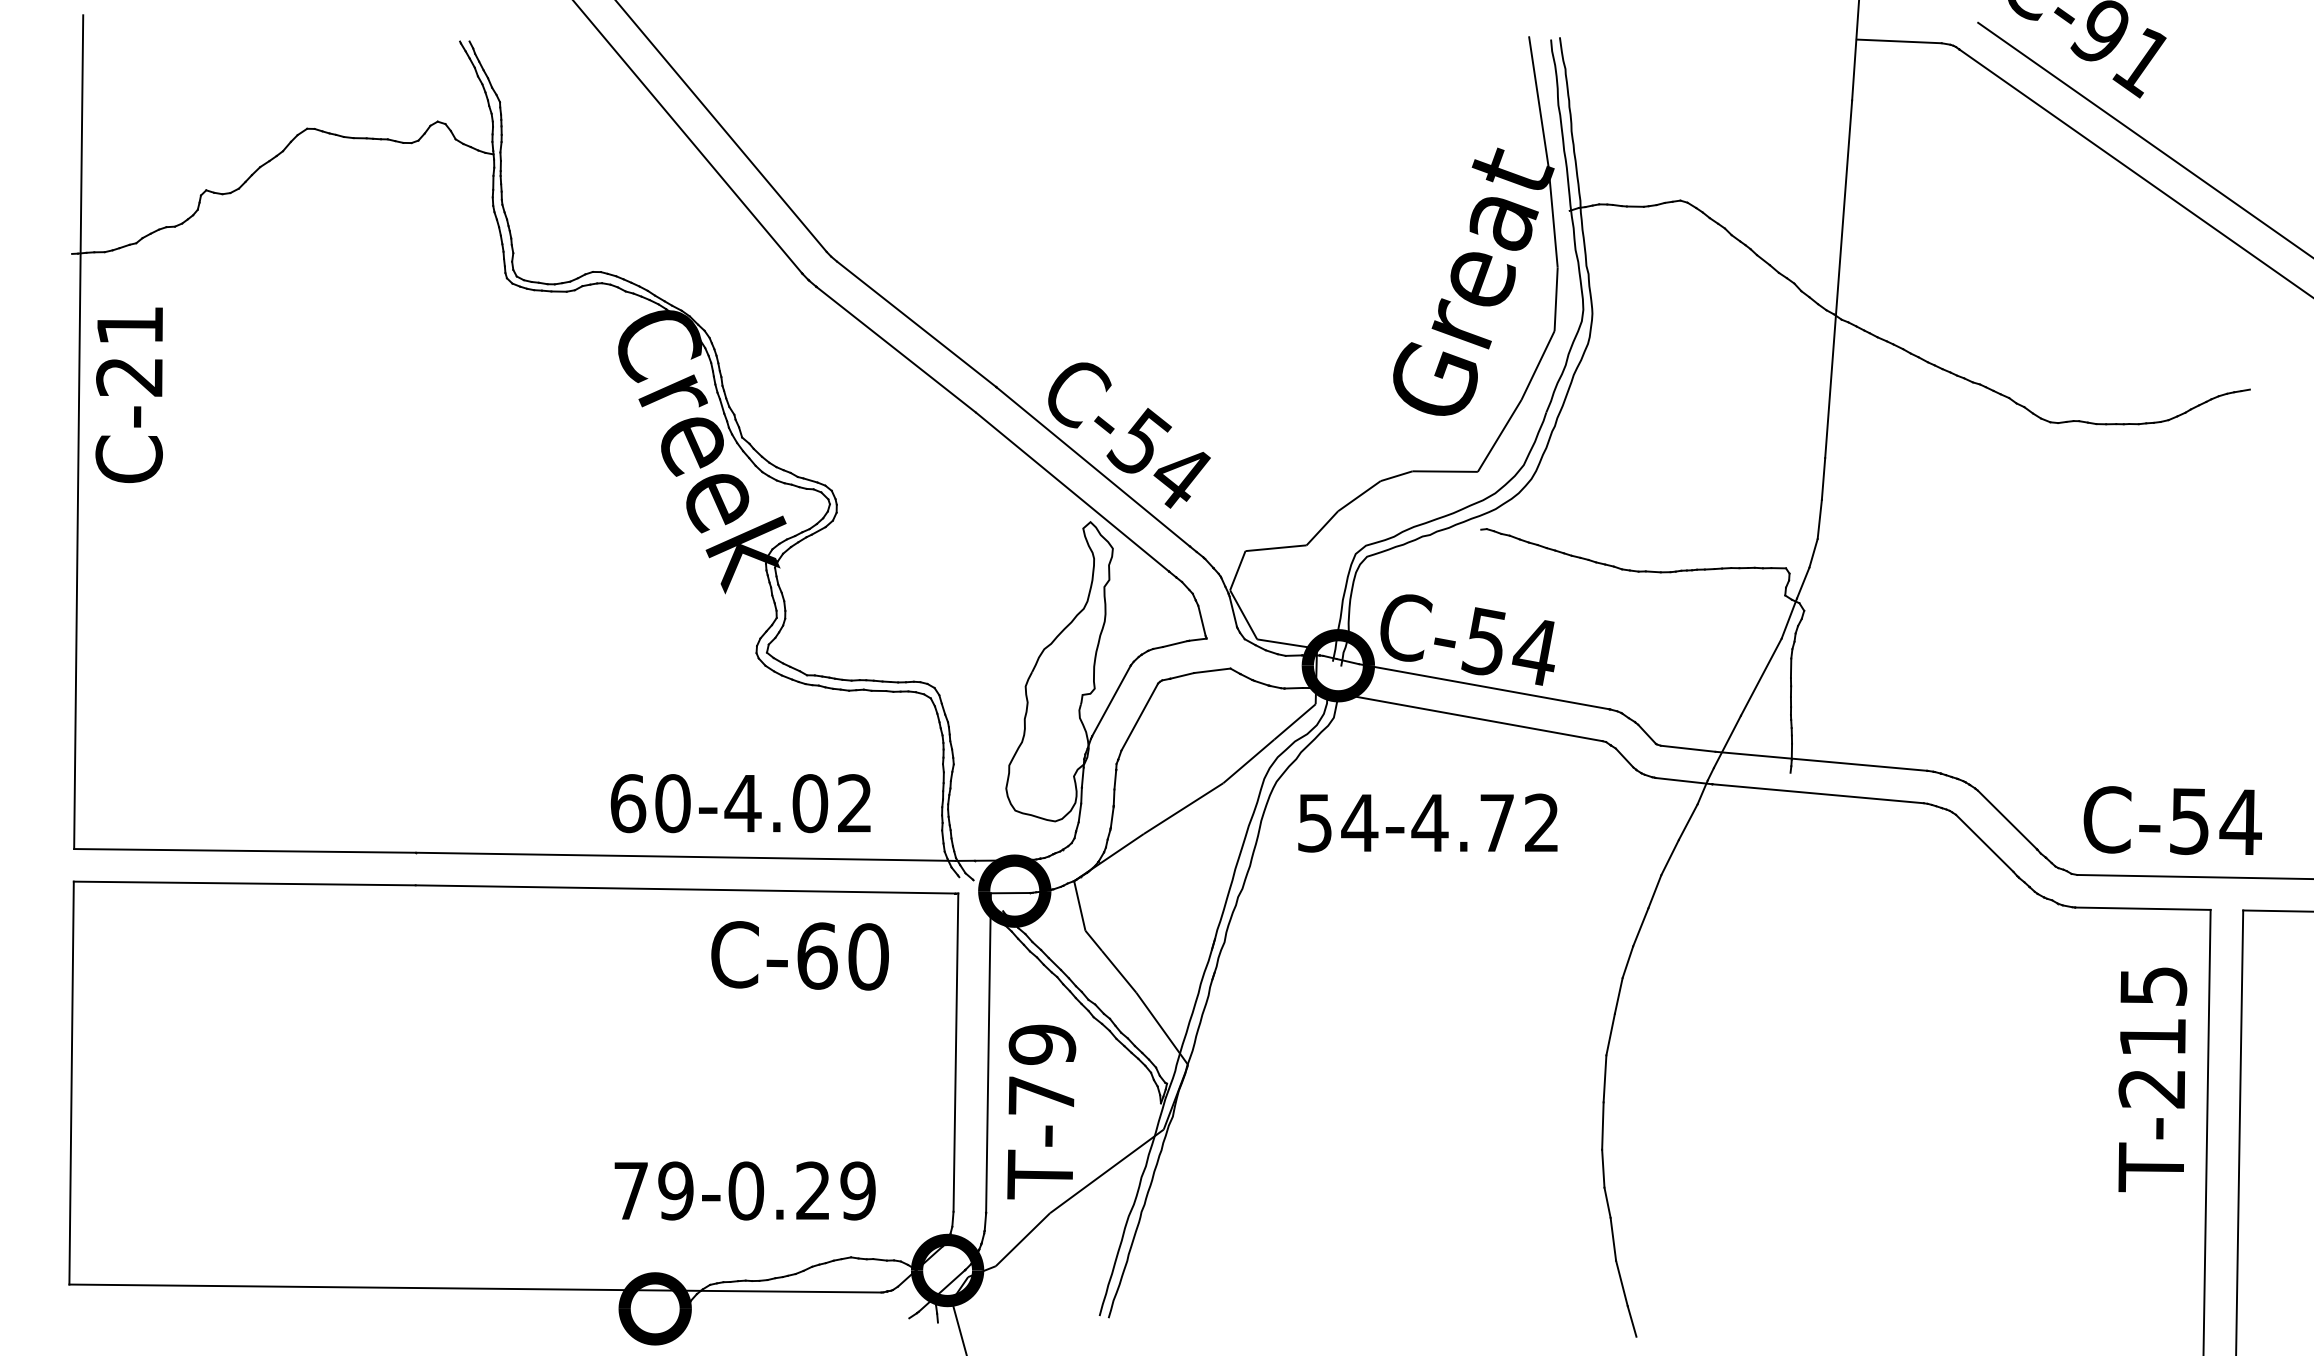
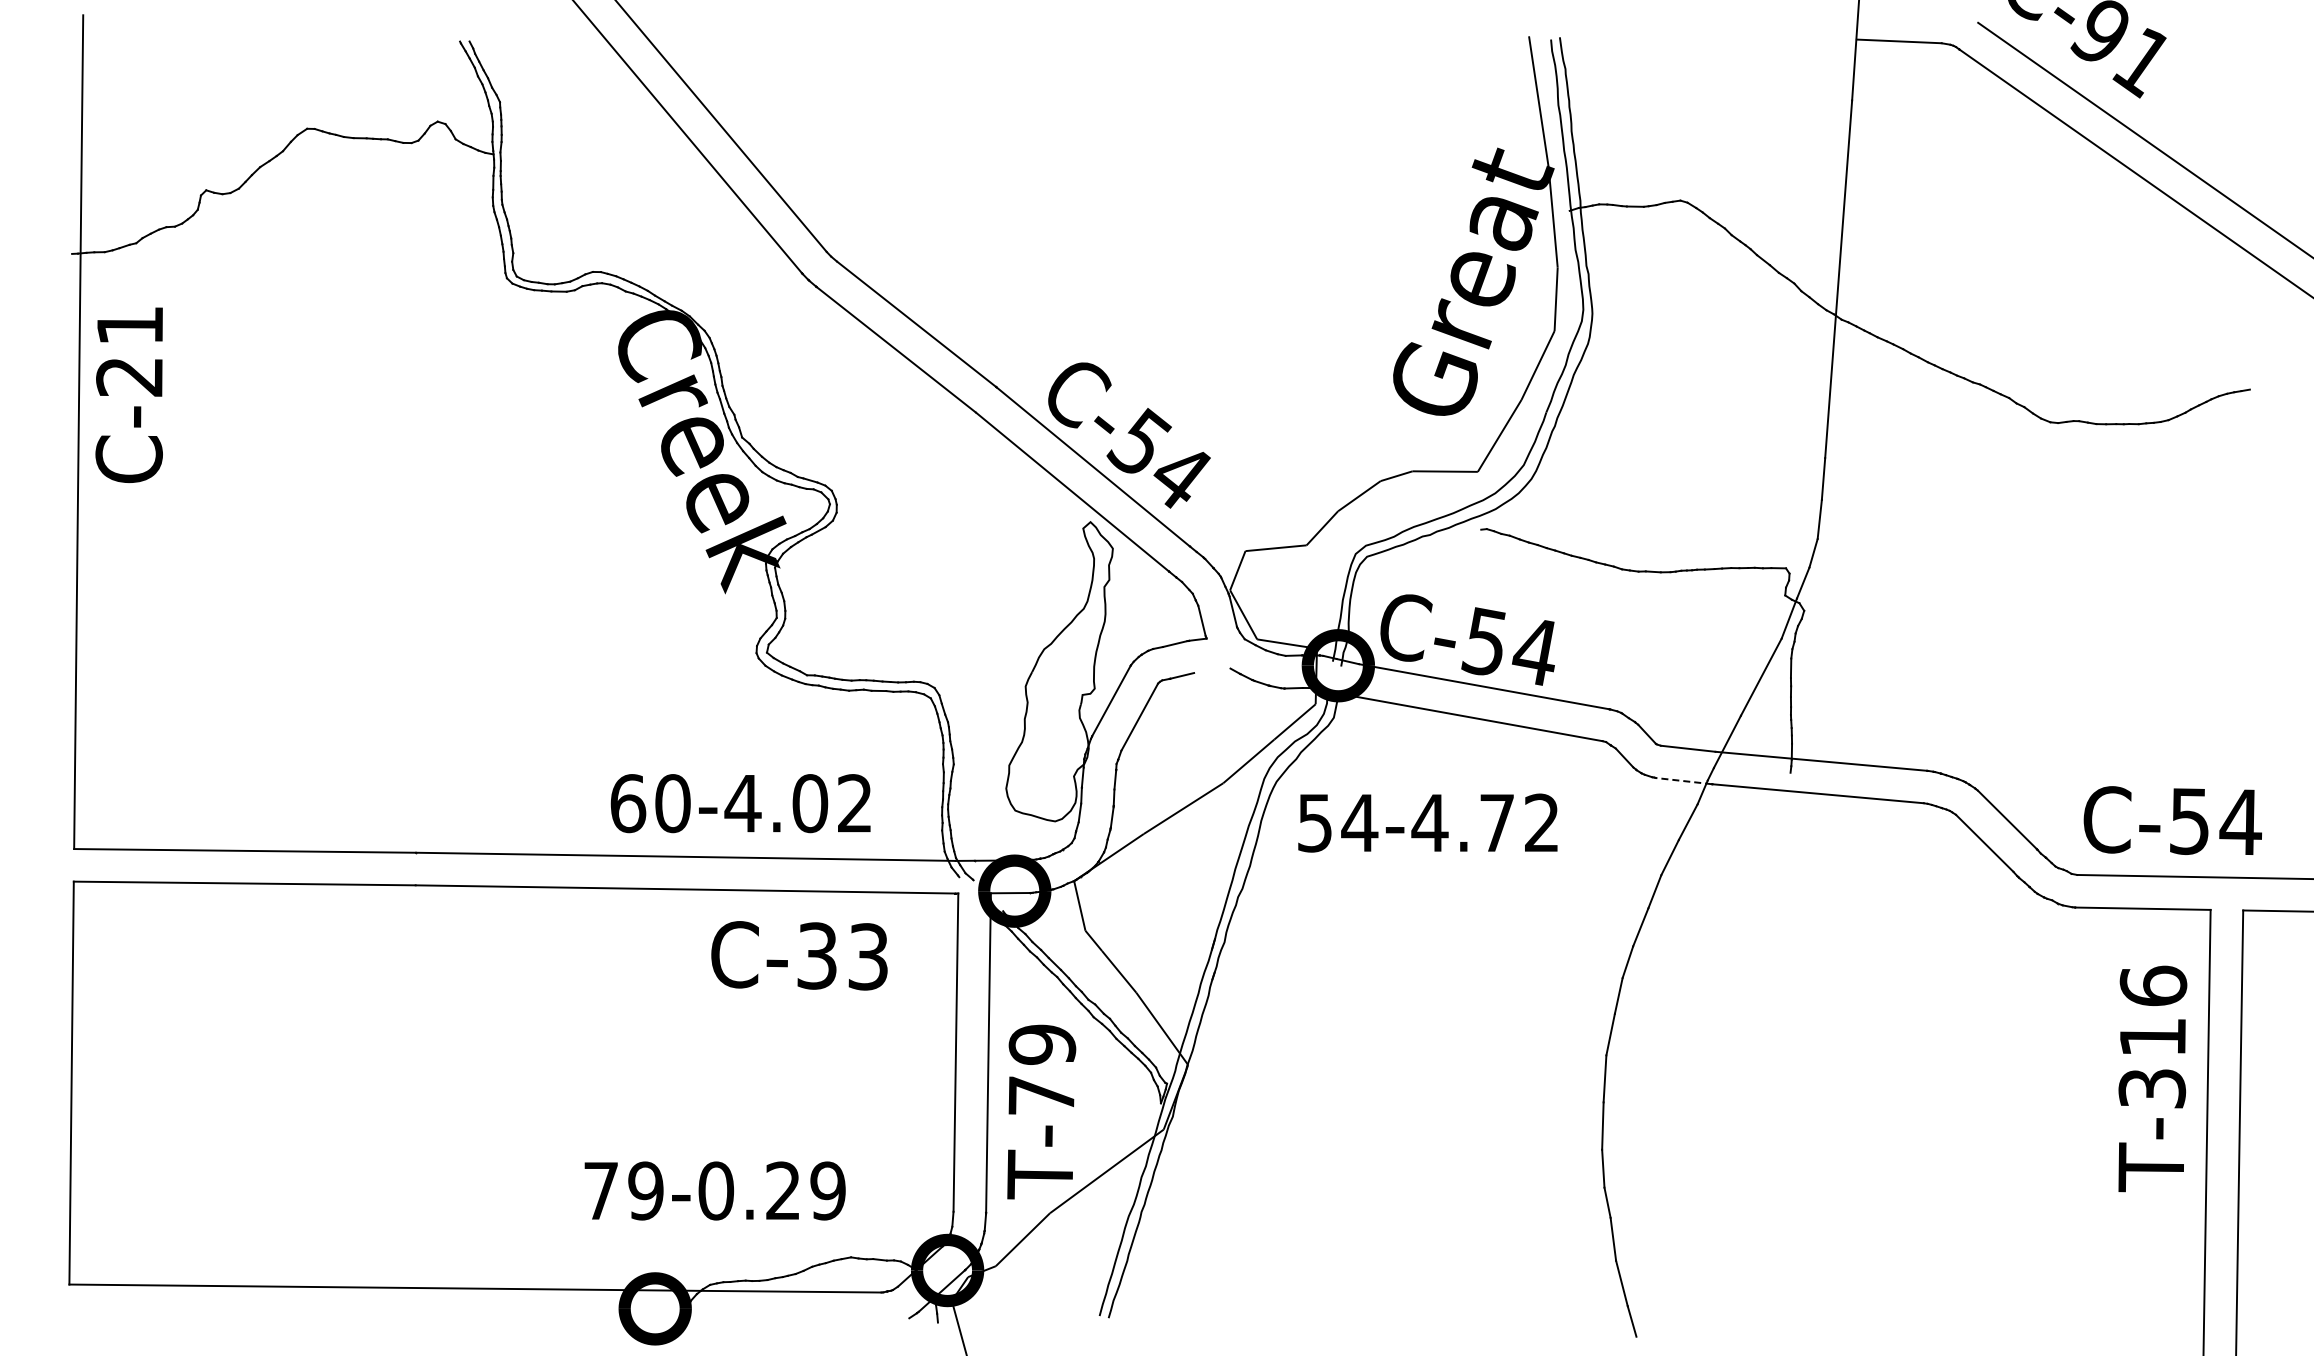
line: present -> none (1212, 670)
line: solid -> dashed (1683, 781)
text: C-60 -> C-33 (842, 956)
text: T-215 -> T-316 (2152, 1036)
text position: (744, 1190) -> (714, 1190) (714, 1190)
